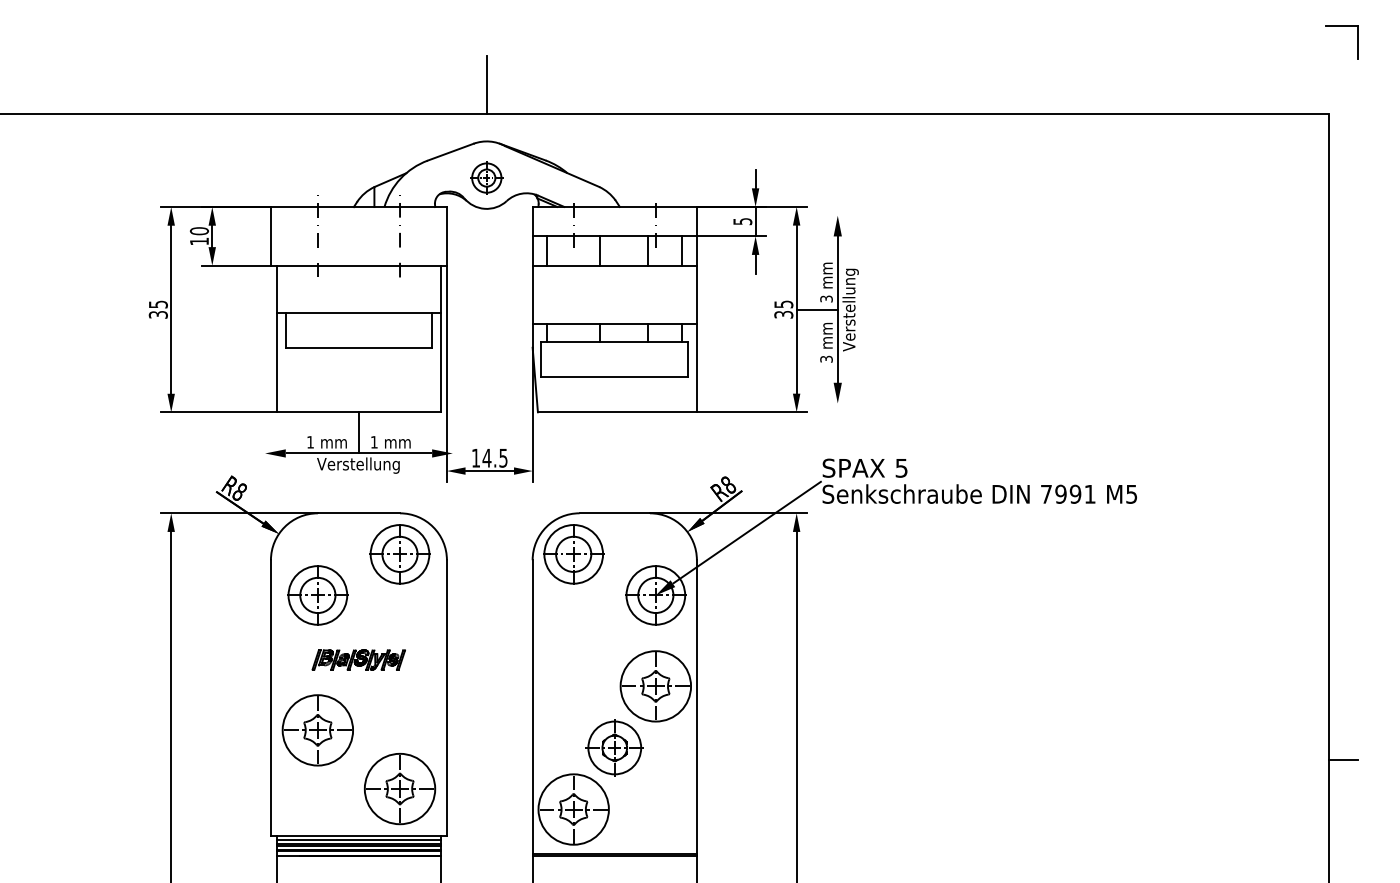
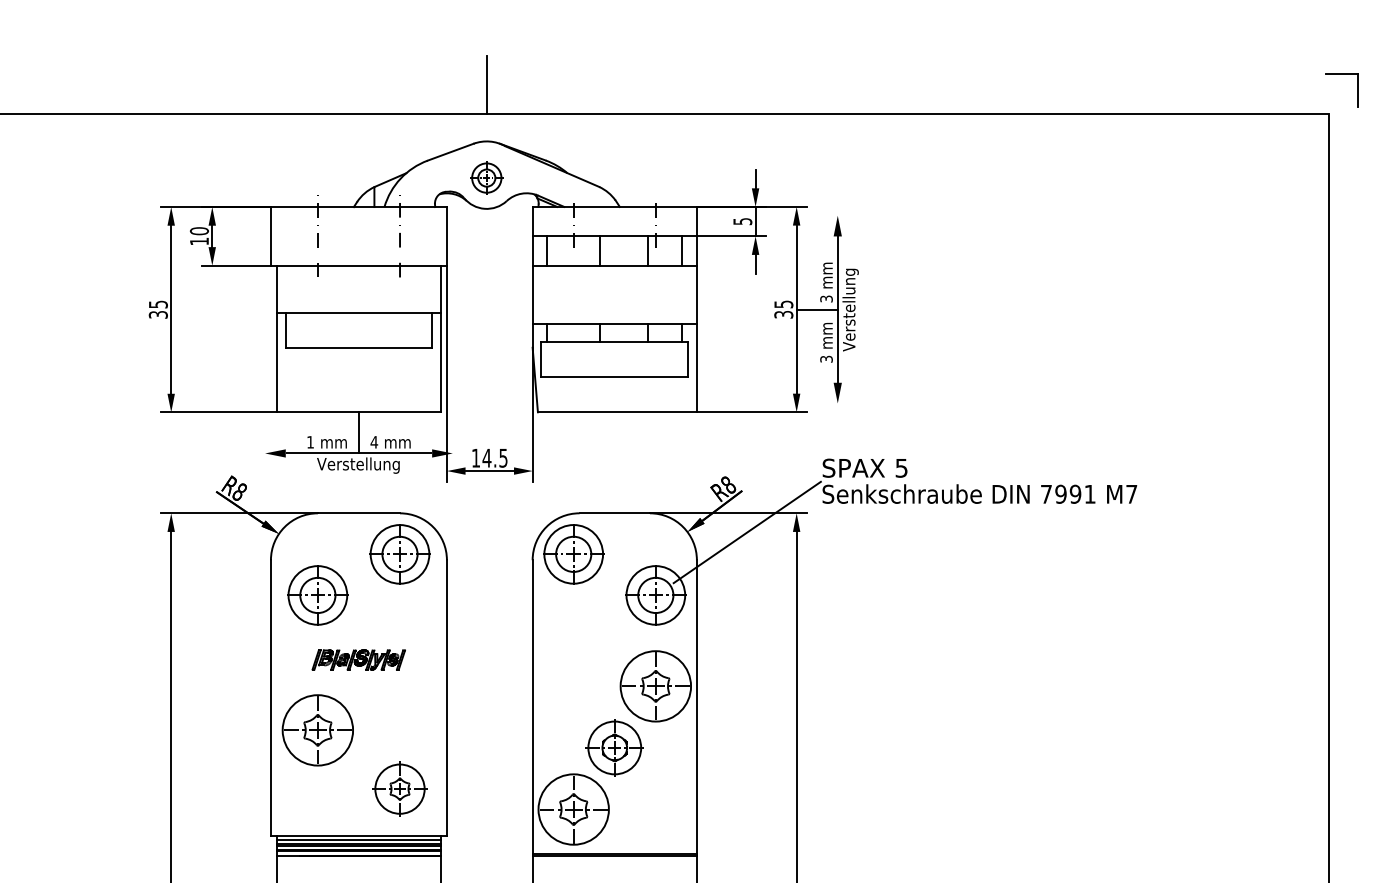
part position: (1341, 26) -> (1341, 74) (1341, 74)
text: 1 -> 4 (374, 442)
text: M5 -> M7 (1131, 494)
fill: present -> none (665, 587)
line: present -> none (1343, 759)
part size: 74x73 px -> 56x56 px (399, 788)
